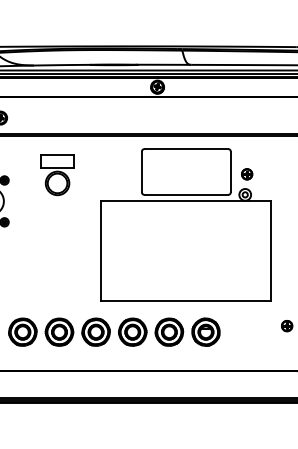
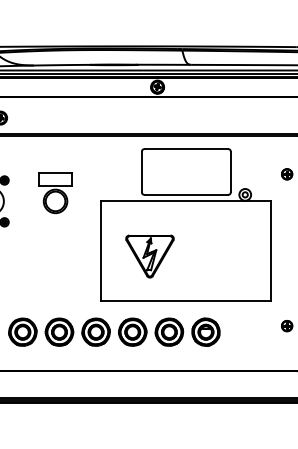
part position: (247, 174) -> (287, 174) (287, 174)
part position: (57, 175) -> (55, 193) (55, 193)
part: none -> present (149, 256)
